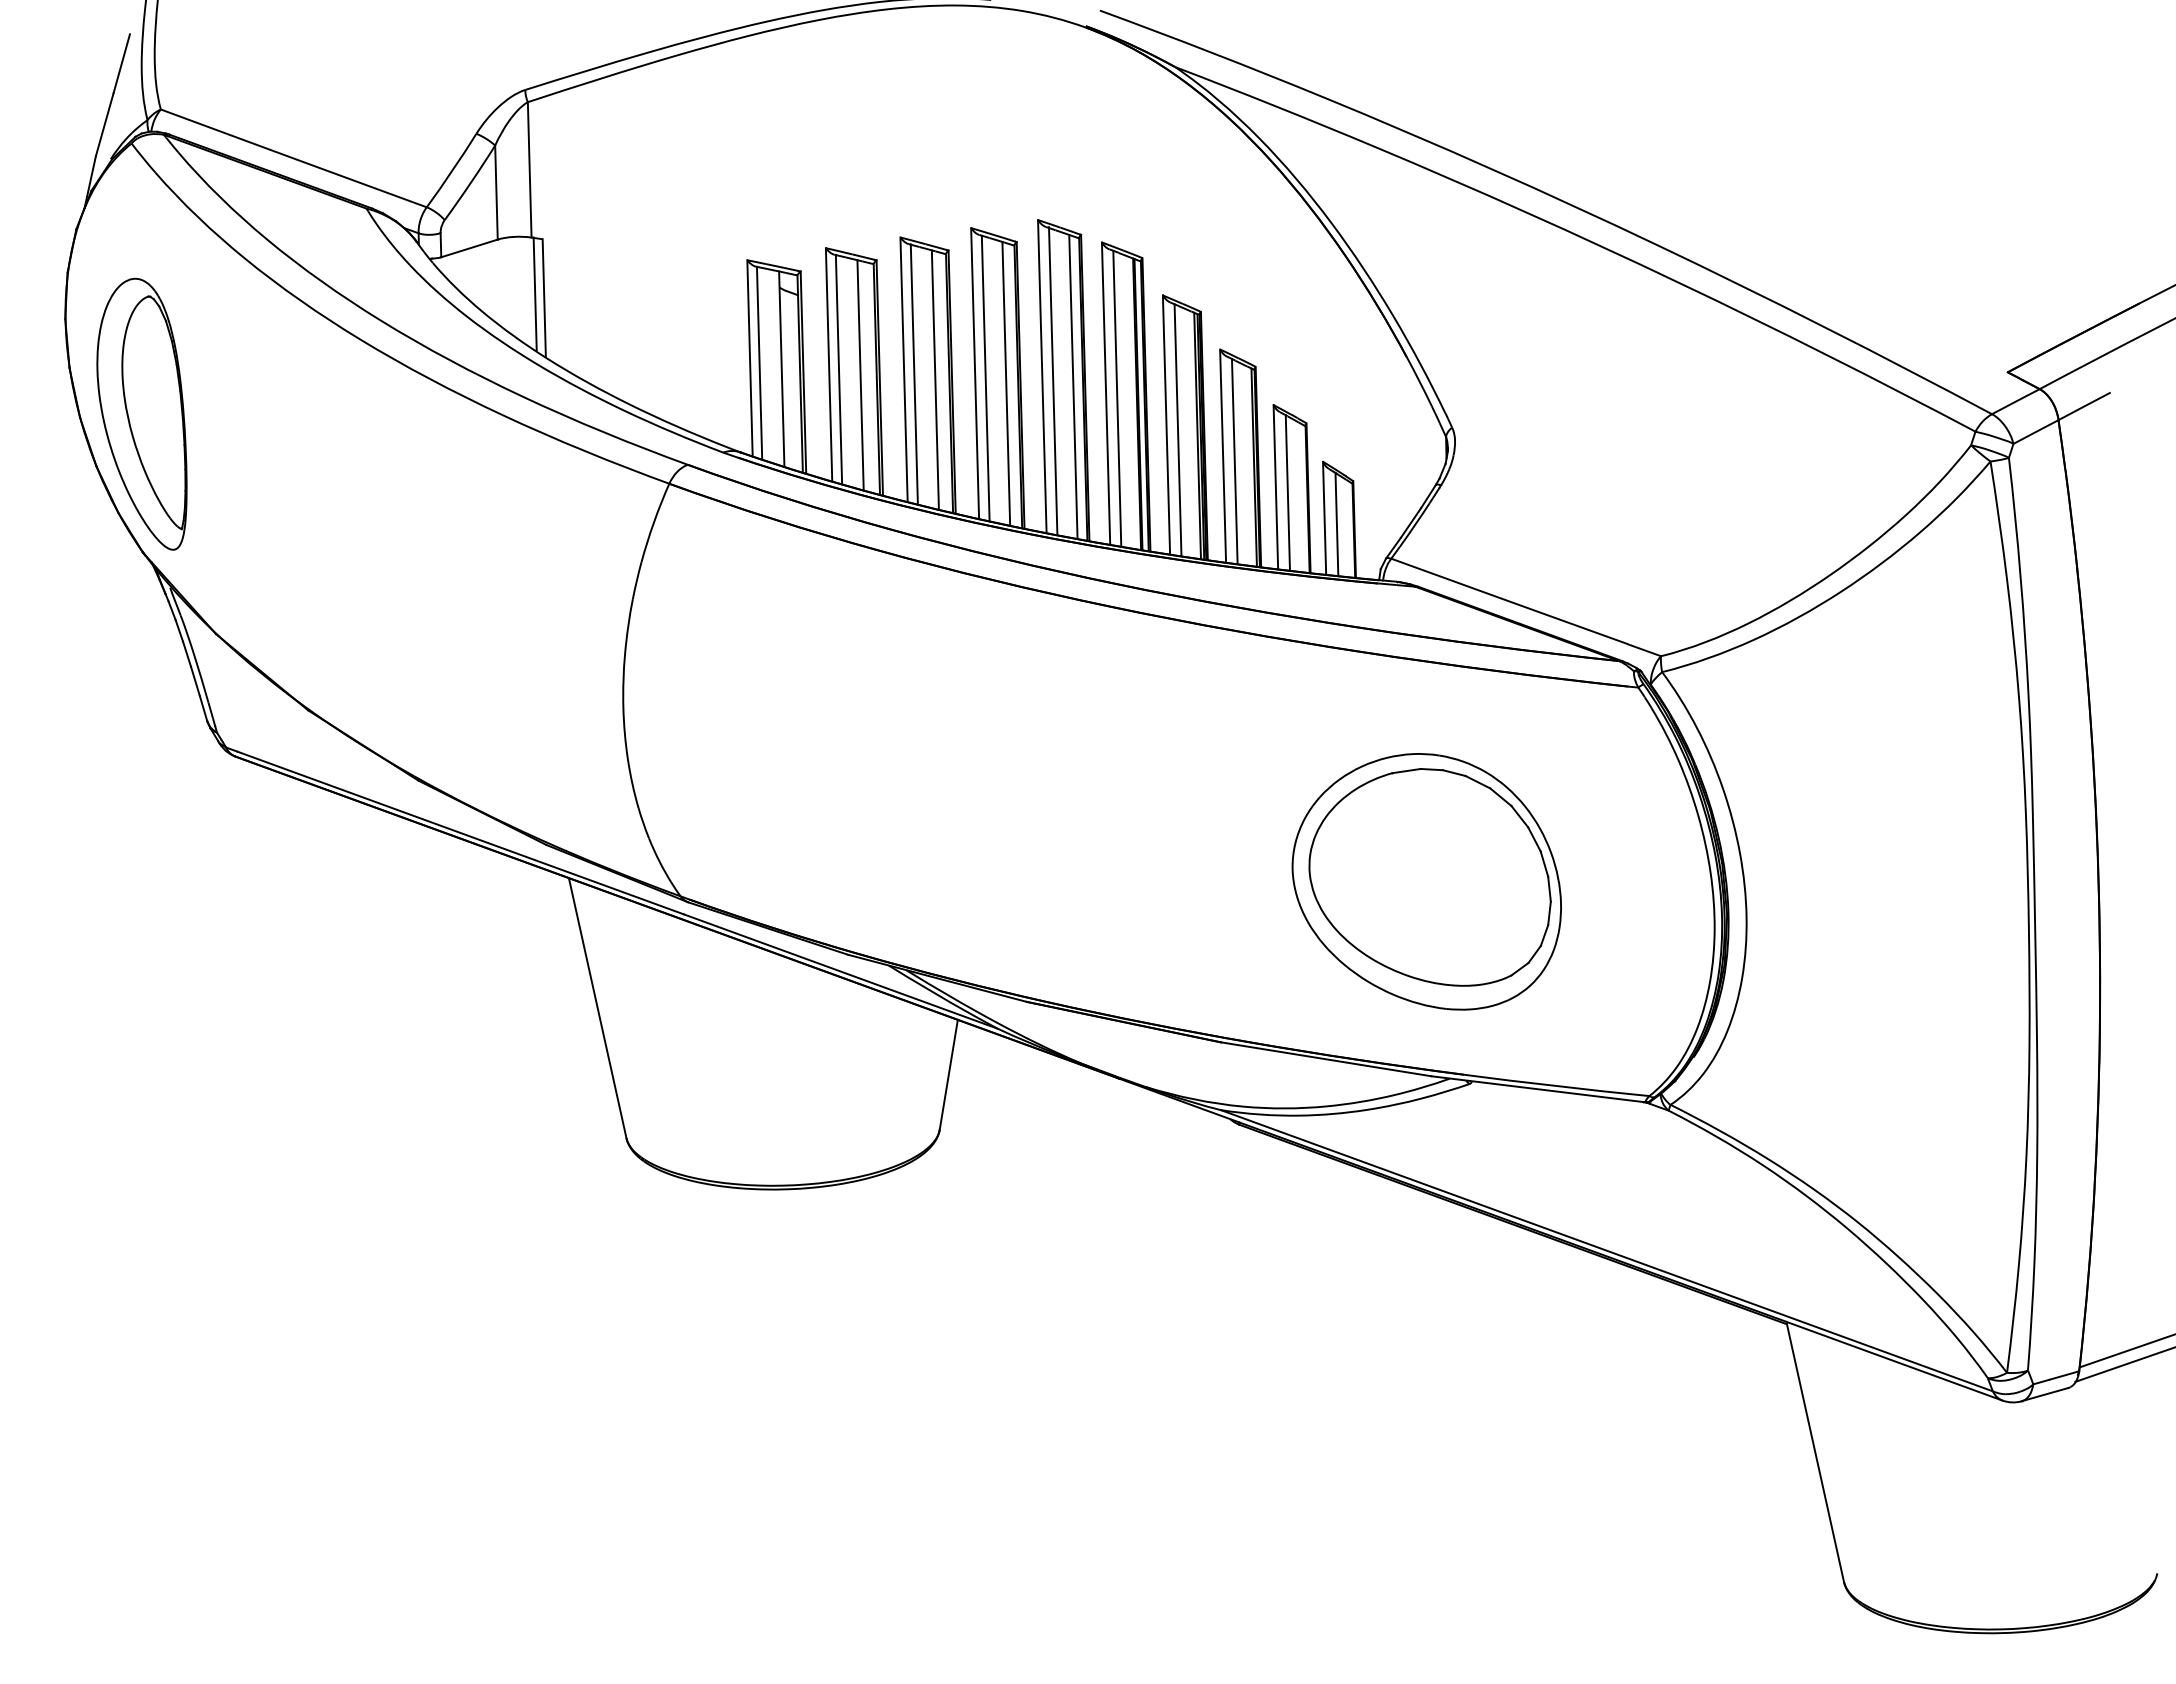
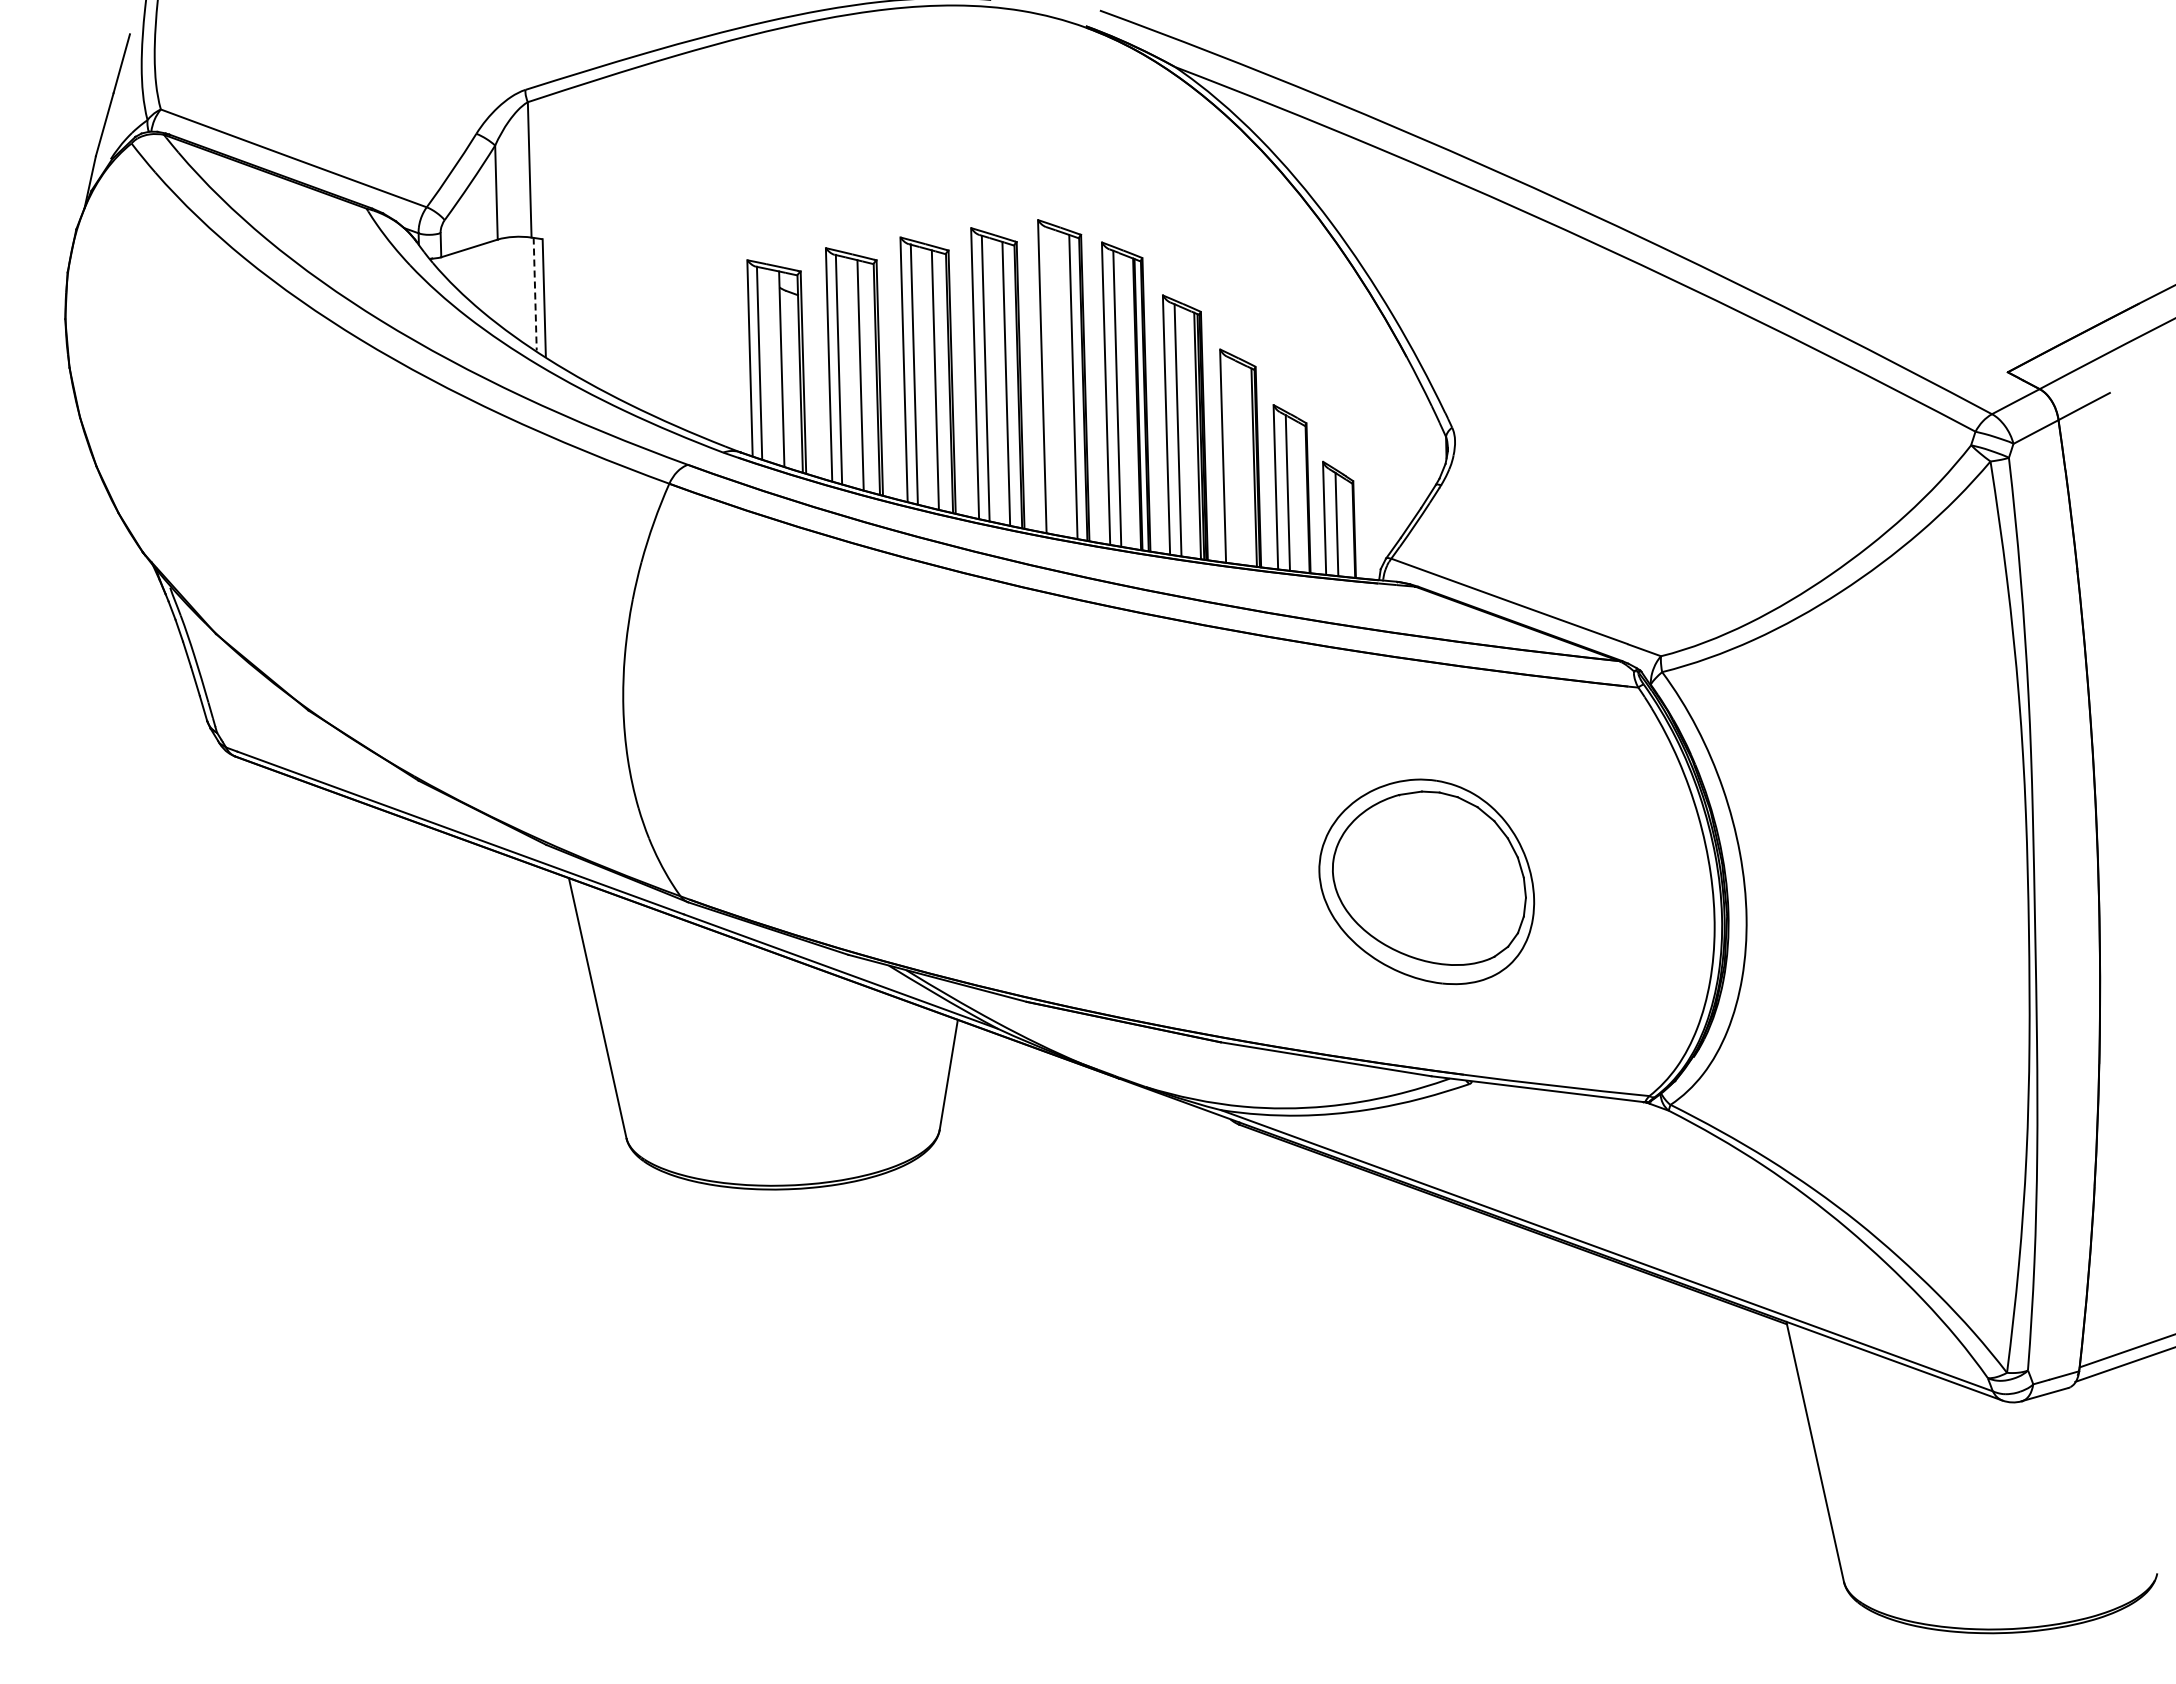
line: solid -> dashed (535, 294)
line: present -> none (1053, 380)
part: present -> none (141, 413)
line: present -> none (1234, 461)
part size: 271x258 px -> 218x208 px (1426, 881)
